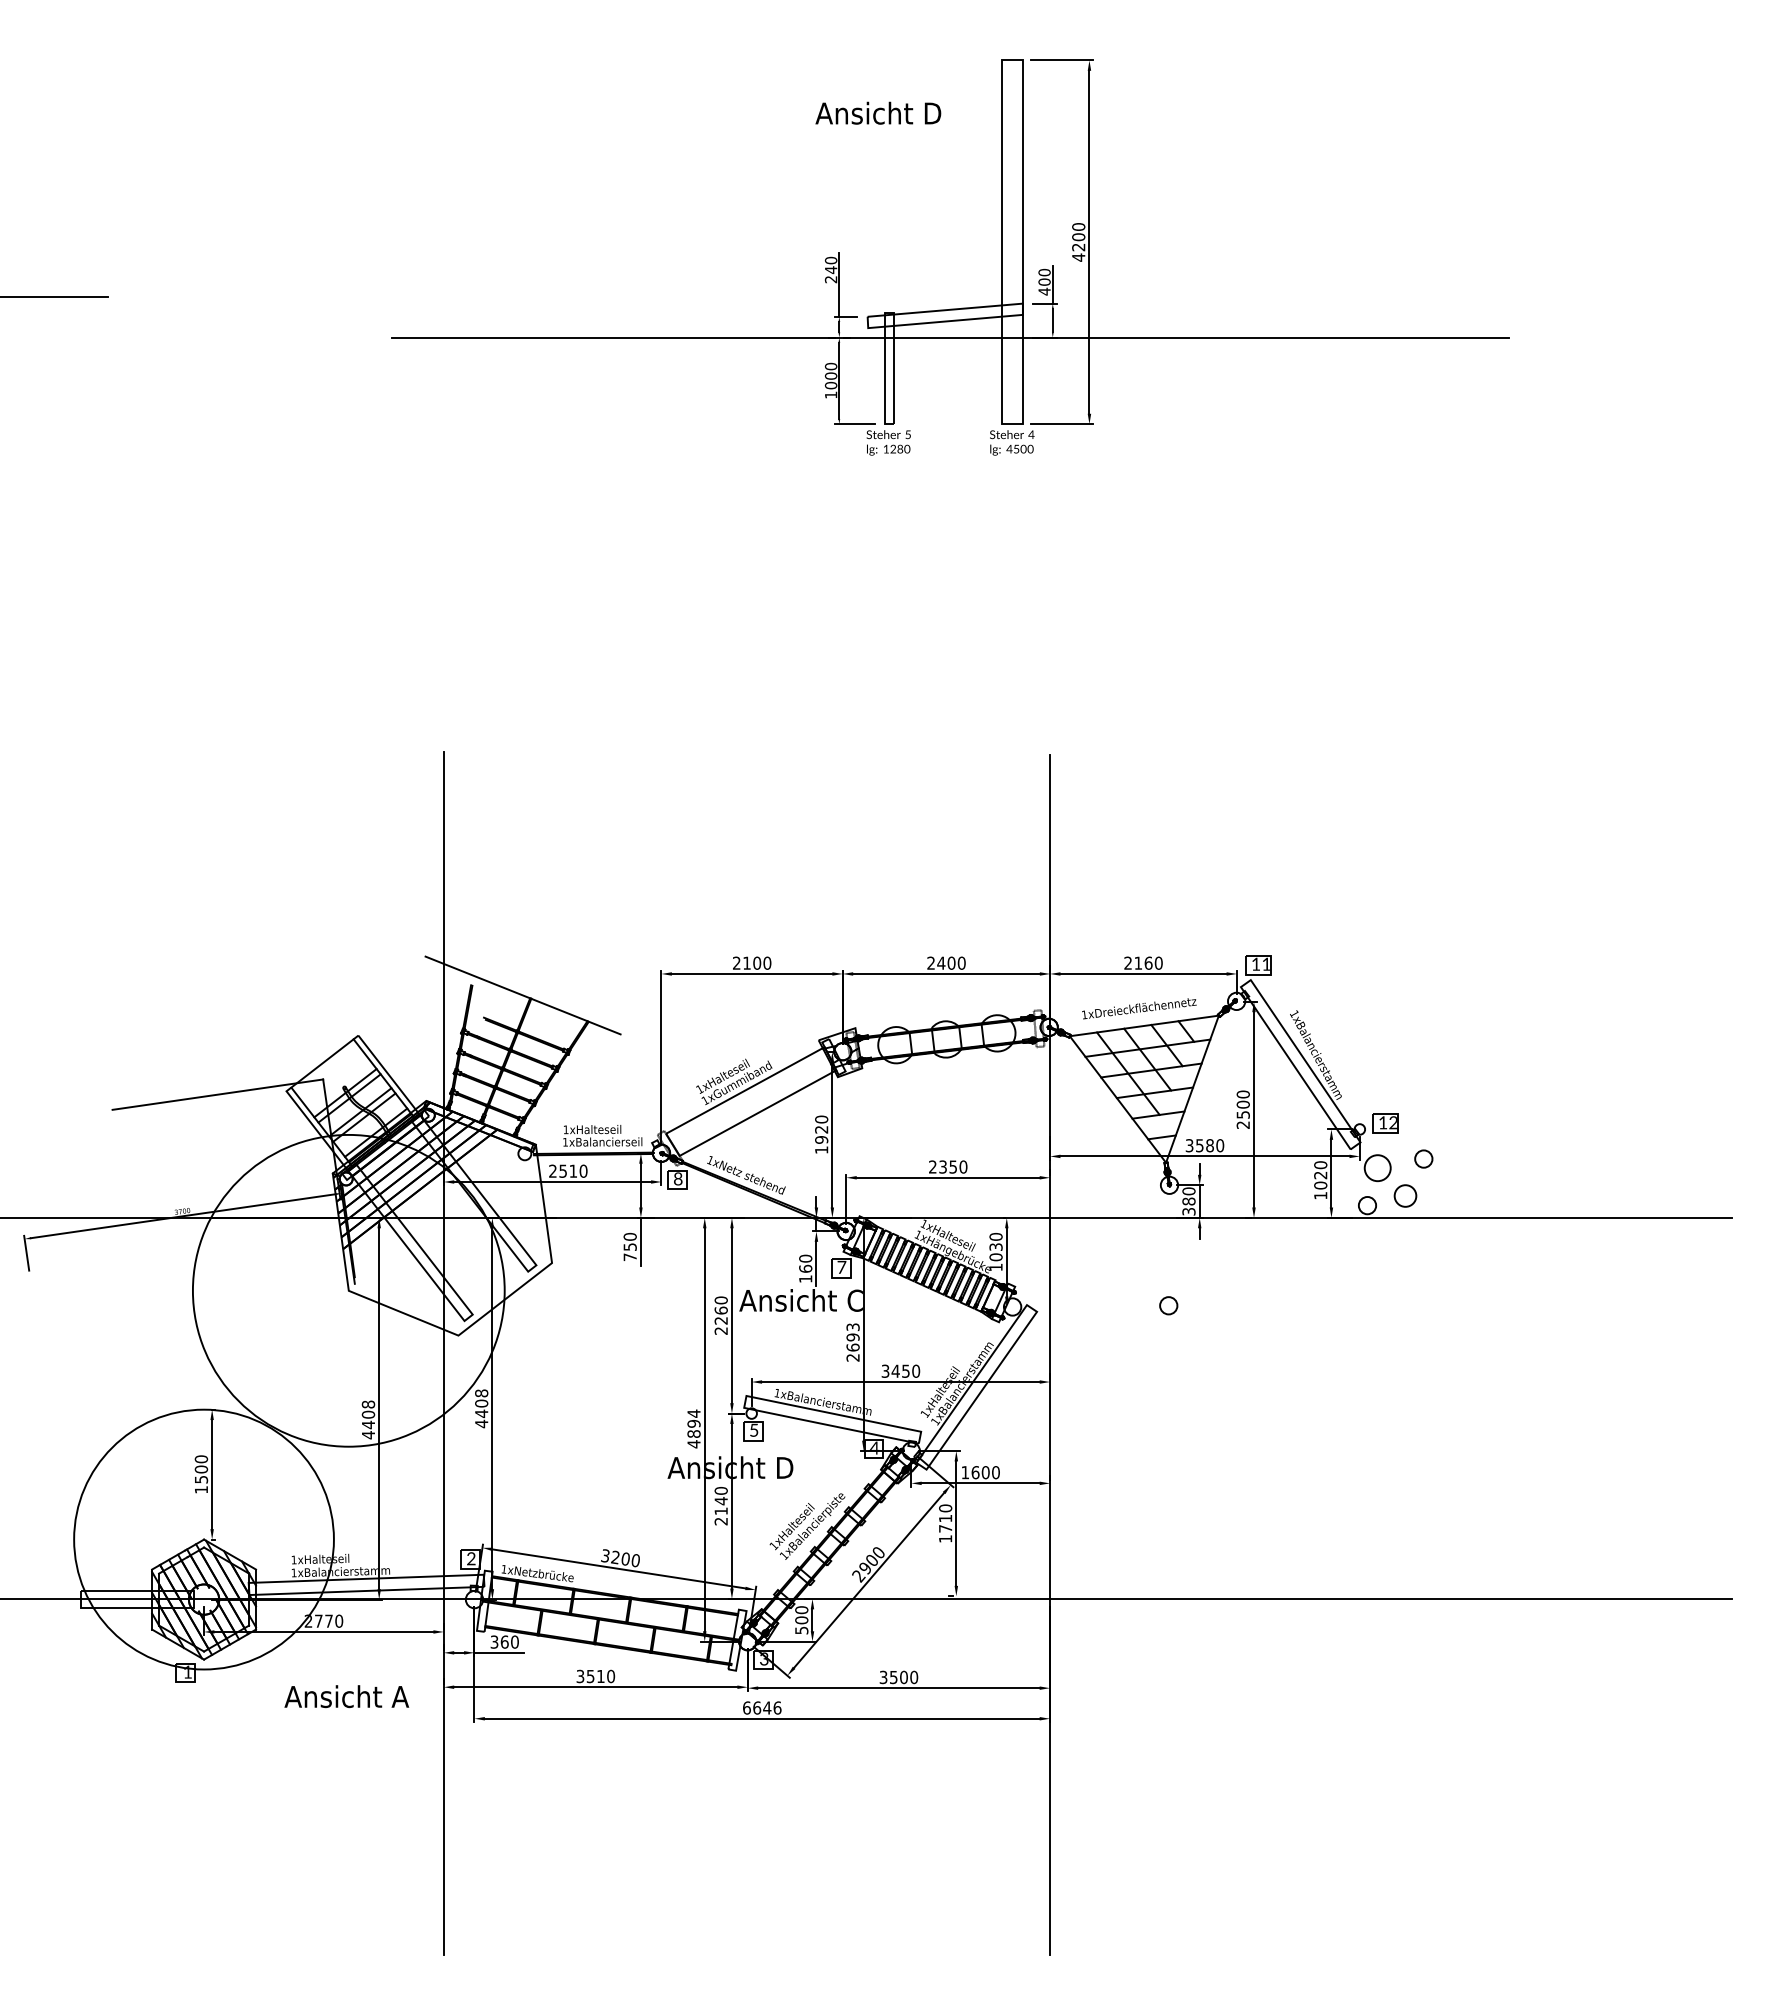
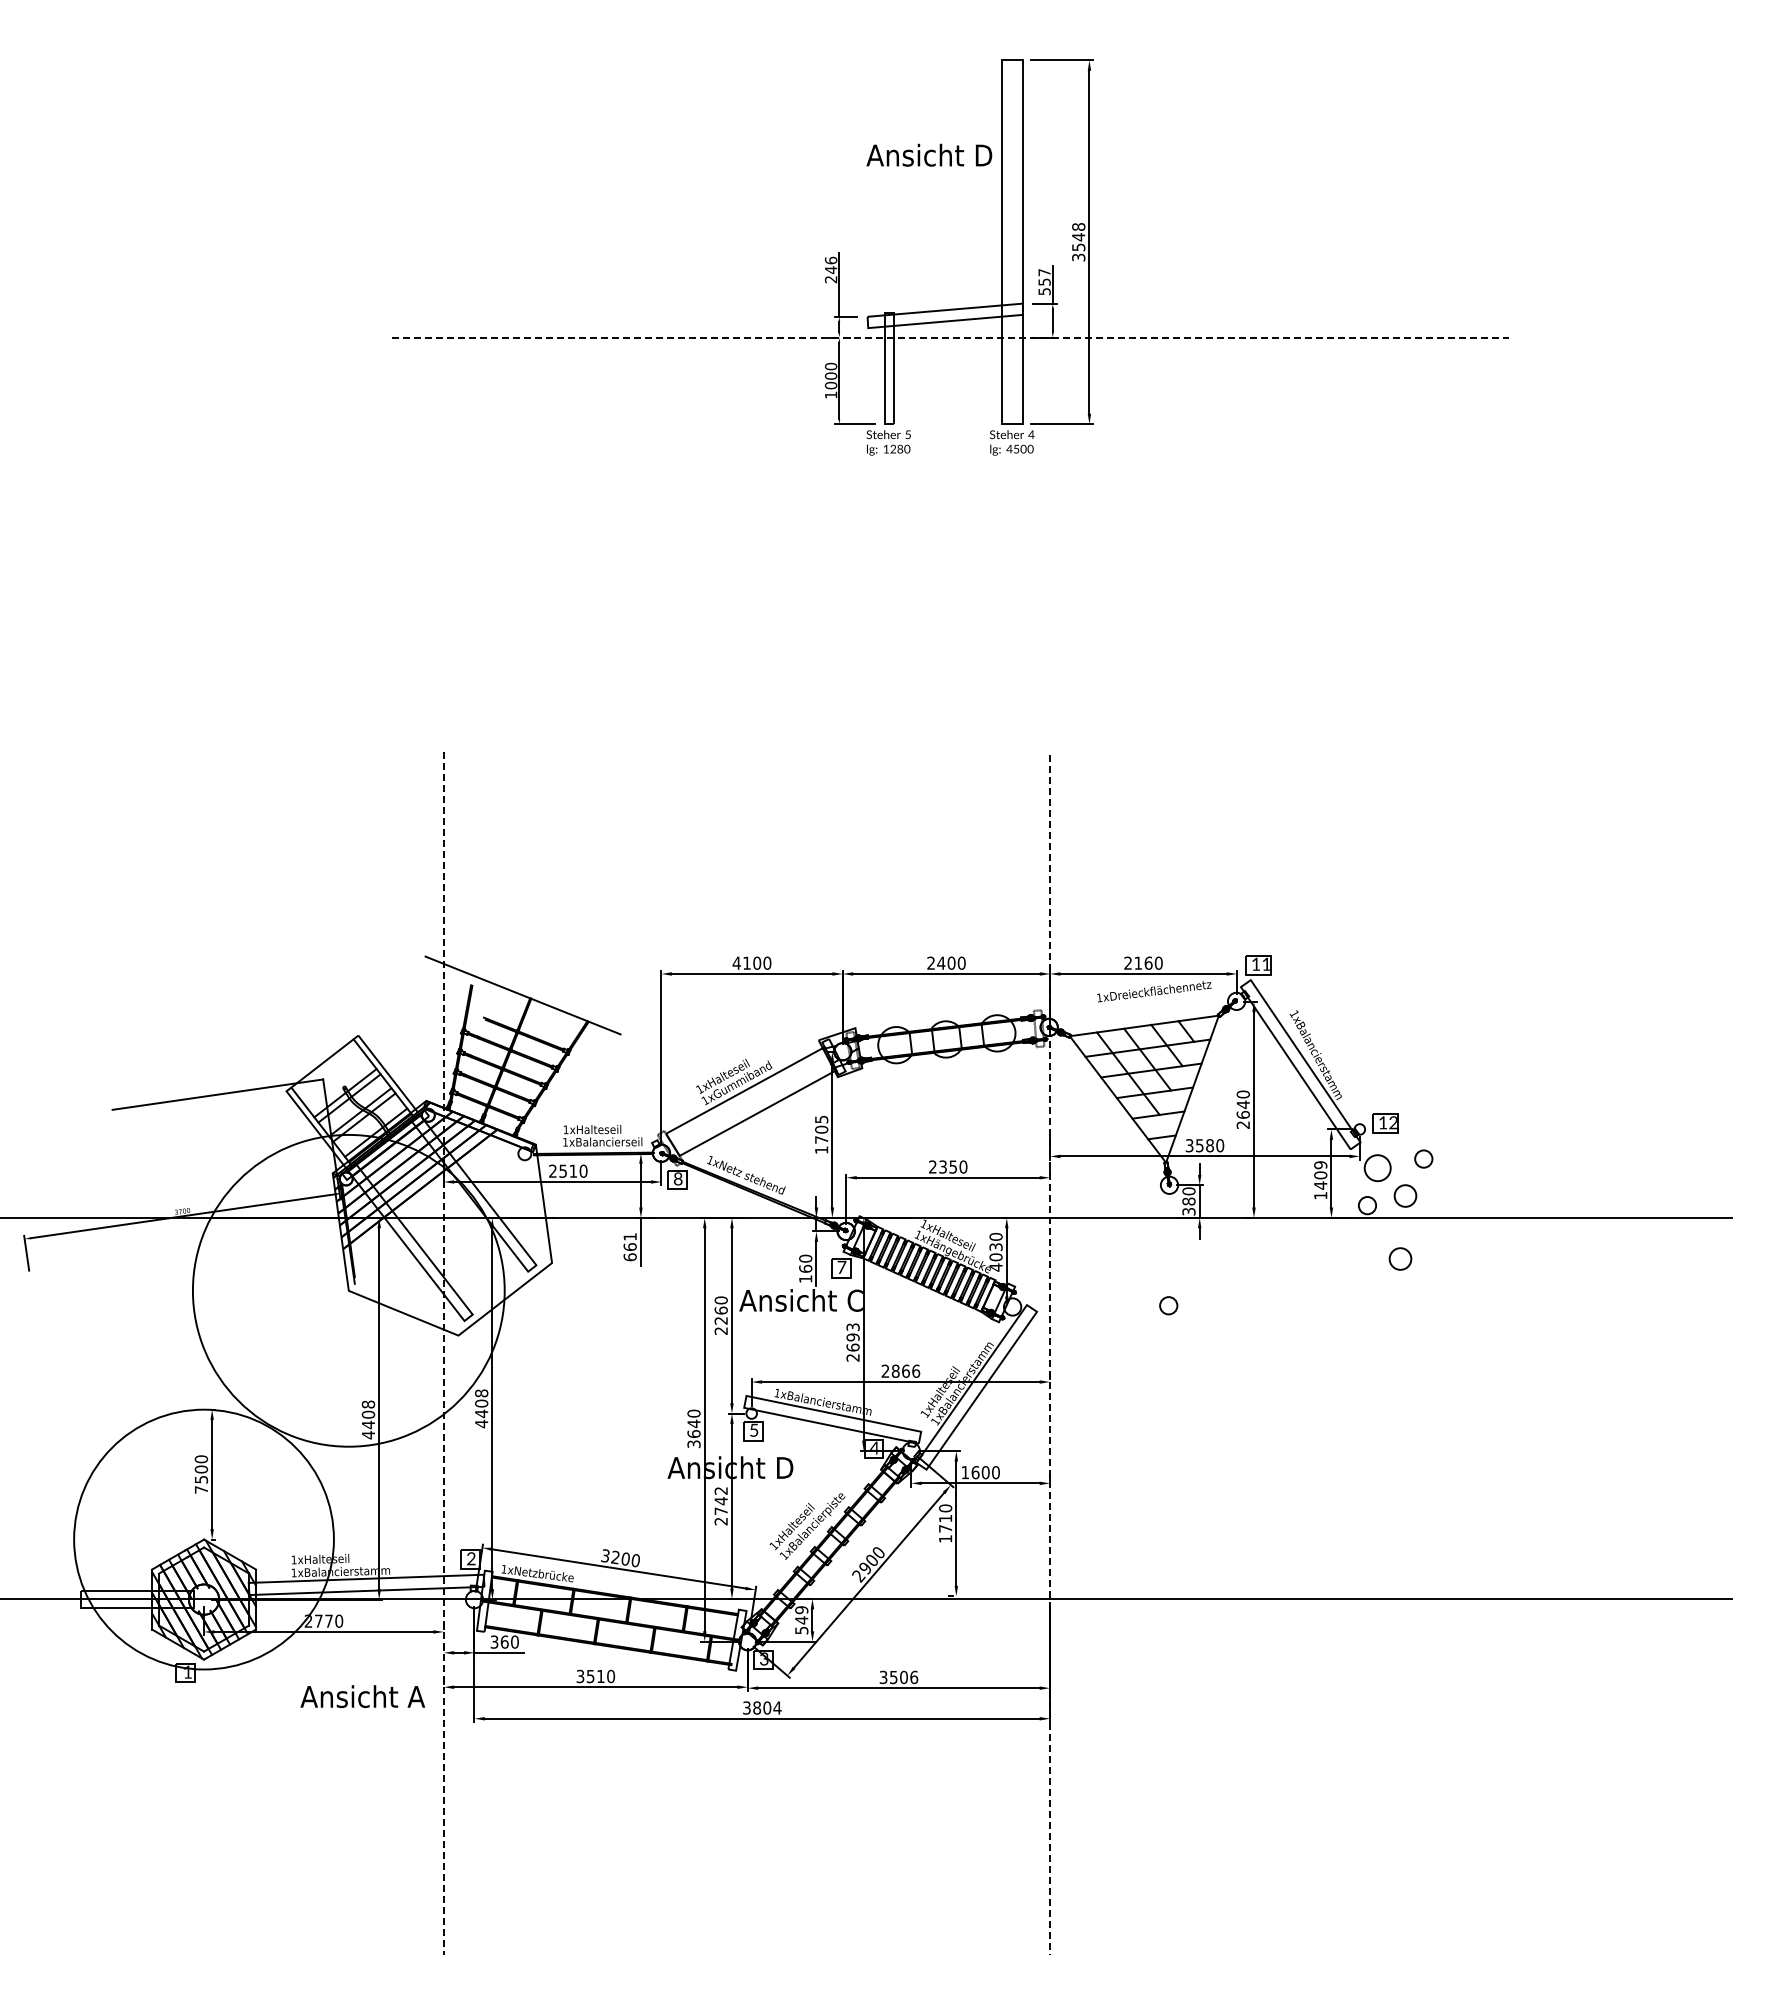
text position: (878, 112) -> (929, 154) (929, 154)
text: 4200 -> 3548 (1078, 242)
text: 240 -> 246 (830, 260)
text: 400 -> 557 (1044, 281)
line: present -> none (55, 296)
line: solid -> dashed (950, 337)
text: 2100 -> 4100 (736, 962)
text position: (1139, 1008) -> (1154, 991) (1154, 991)
text: 2500 -> 2640 (1242, 1109)
text: 1920 -> 1705 (821, 1129)
text: 1020 -> 1409 (1320, 1175)
text: 750 -> 661 (629, 1246)
circle: none -> present (1400, 1258)
text: 1030 -> 4030 (995, 1267)
line: solid -> dashed (443, 1353)
line: solid -> dashed (1050, 1354)
text: 3450 -> 2866 (900, 1370)
text: 4894 -> 3640 (693, 1428)
text: 1500 -> 7500 (201, 1489)
text: 2140 -> 2742 (720, 1500)
text: 500 -> 549 (801, 1615)
text: 3500 -> 3506 (914, 1676)
text position: (346, 1696) -> (362, 1696) (362, 1696)
text: 6646 -> 3804 (762, 1707)
